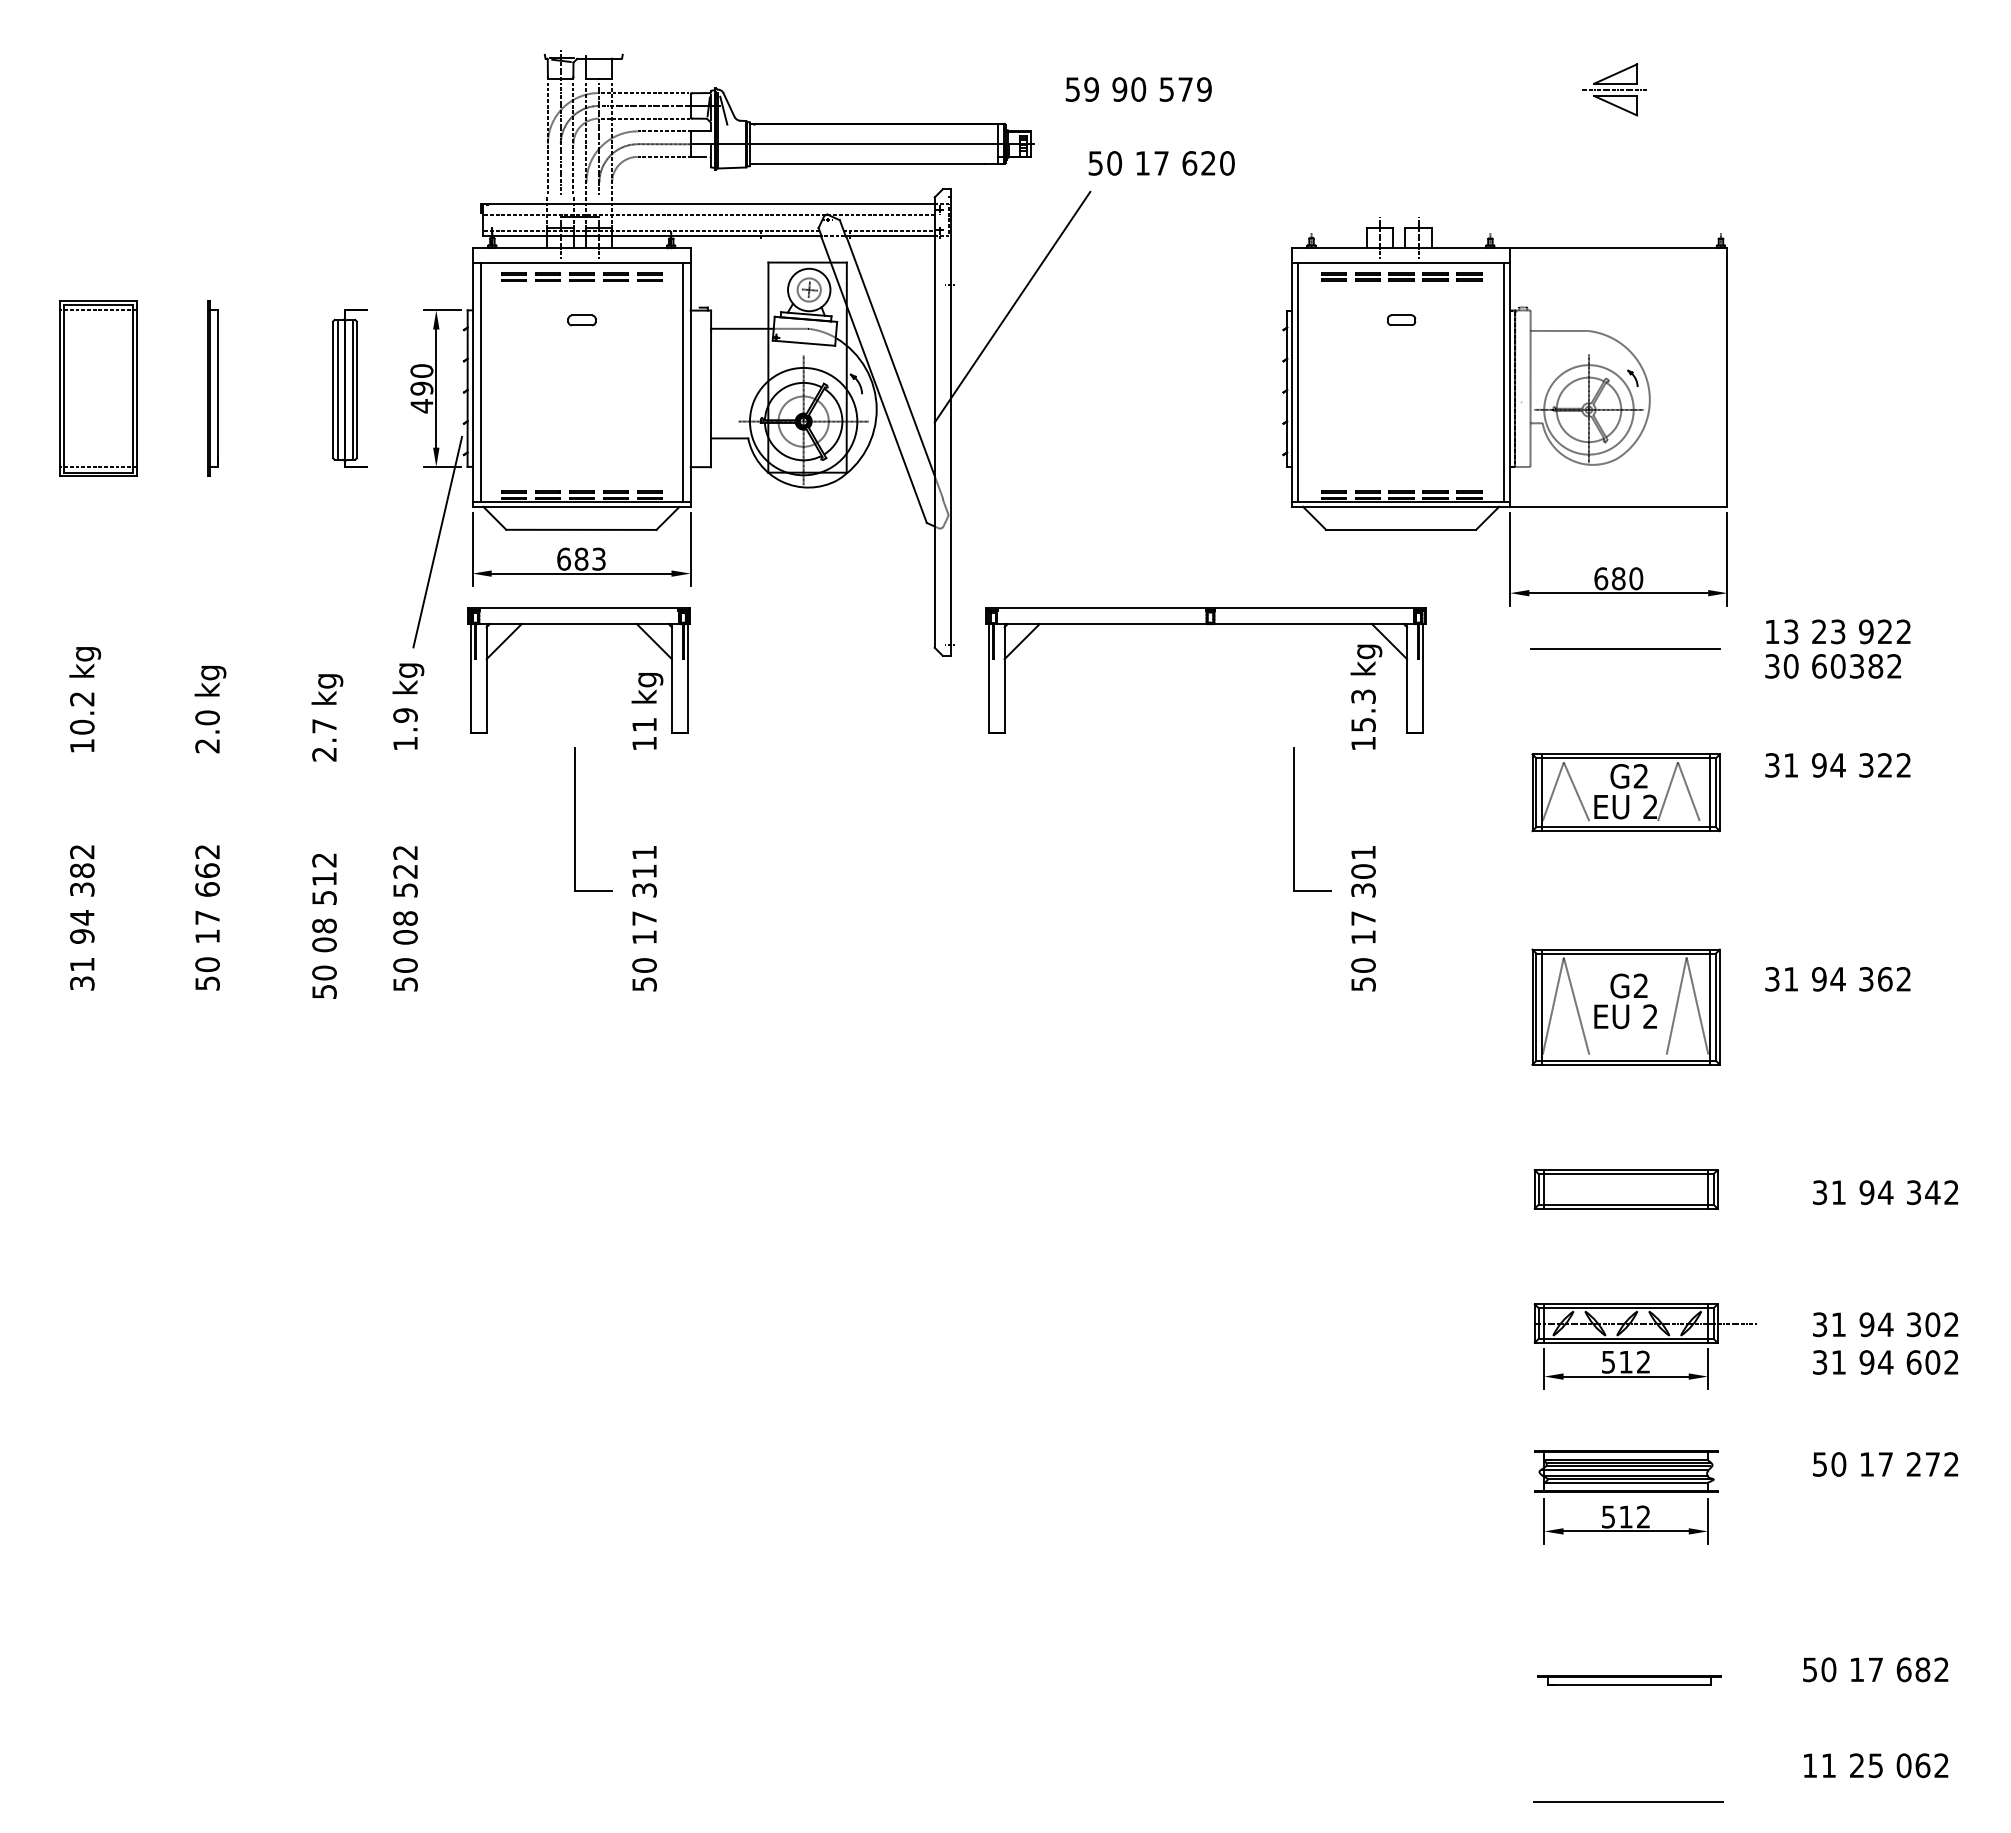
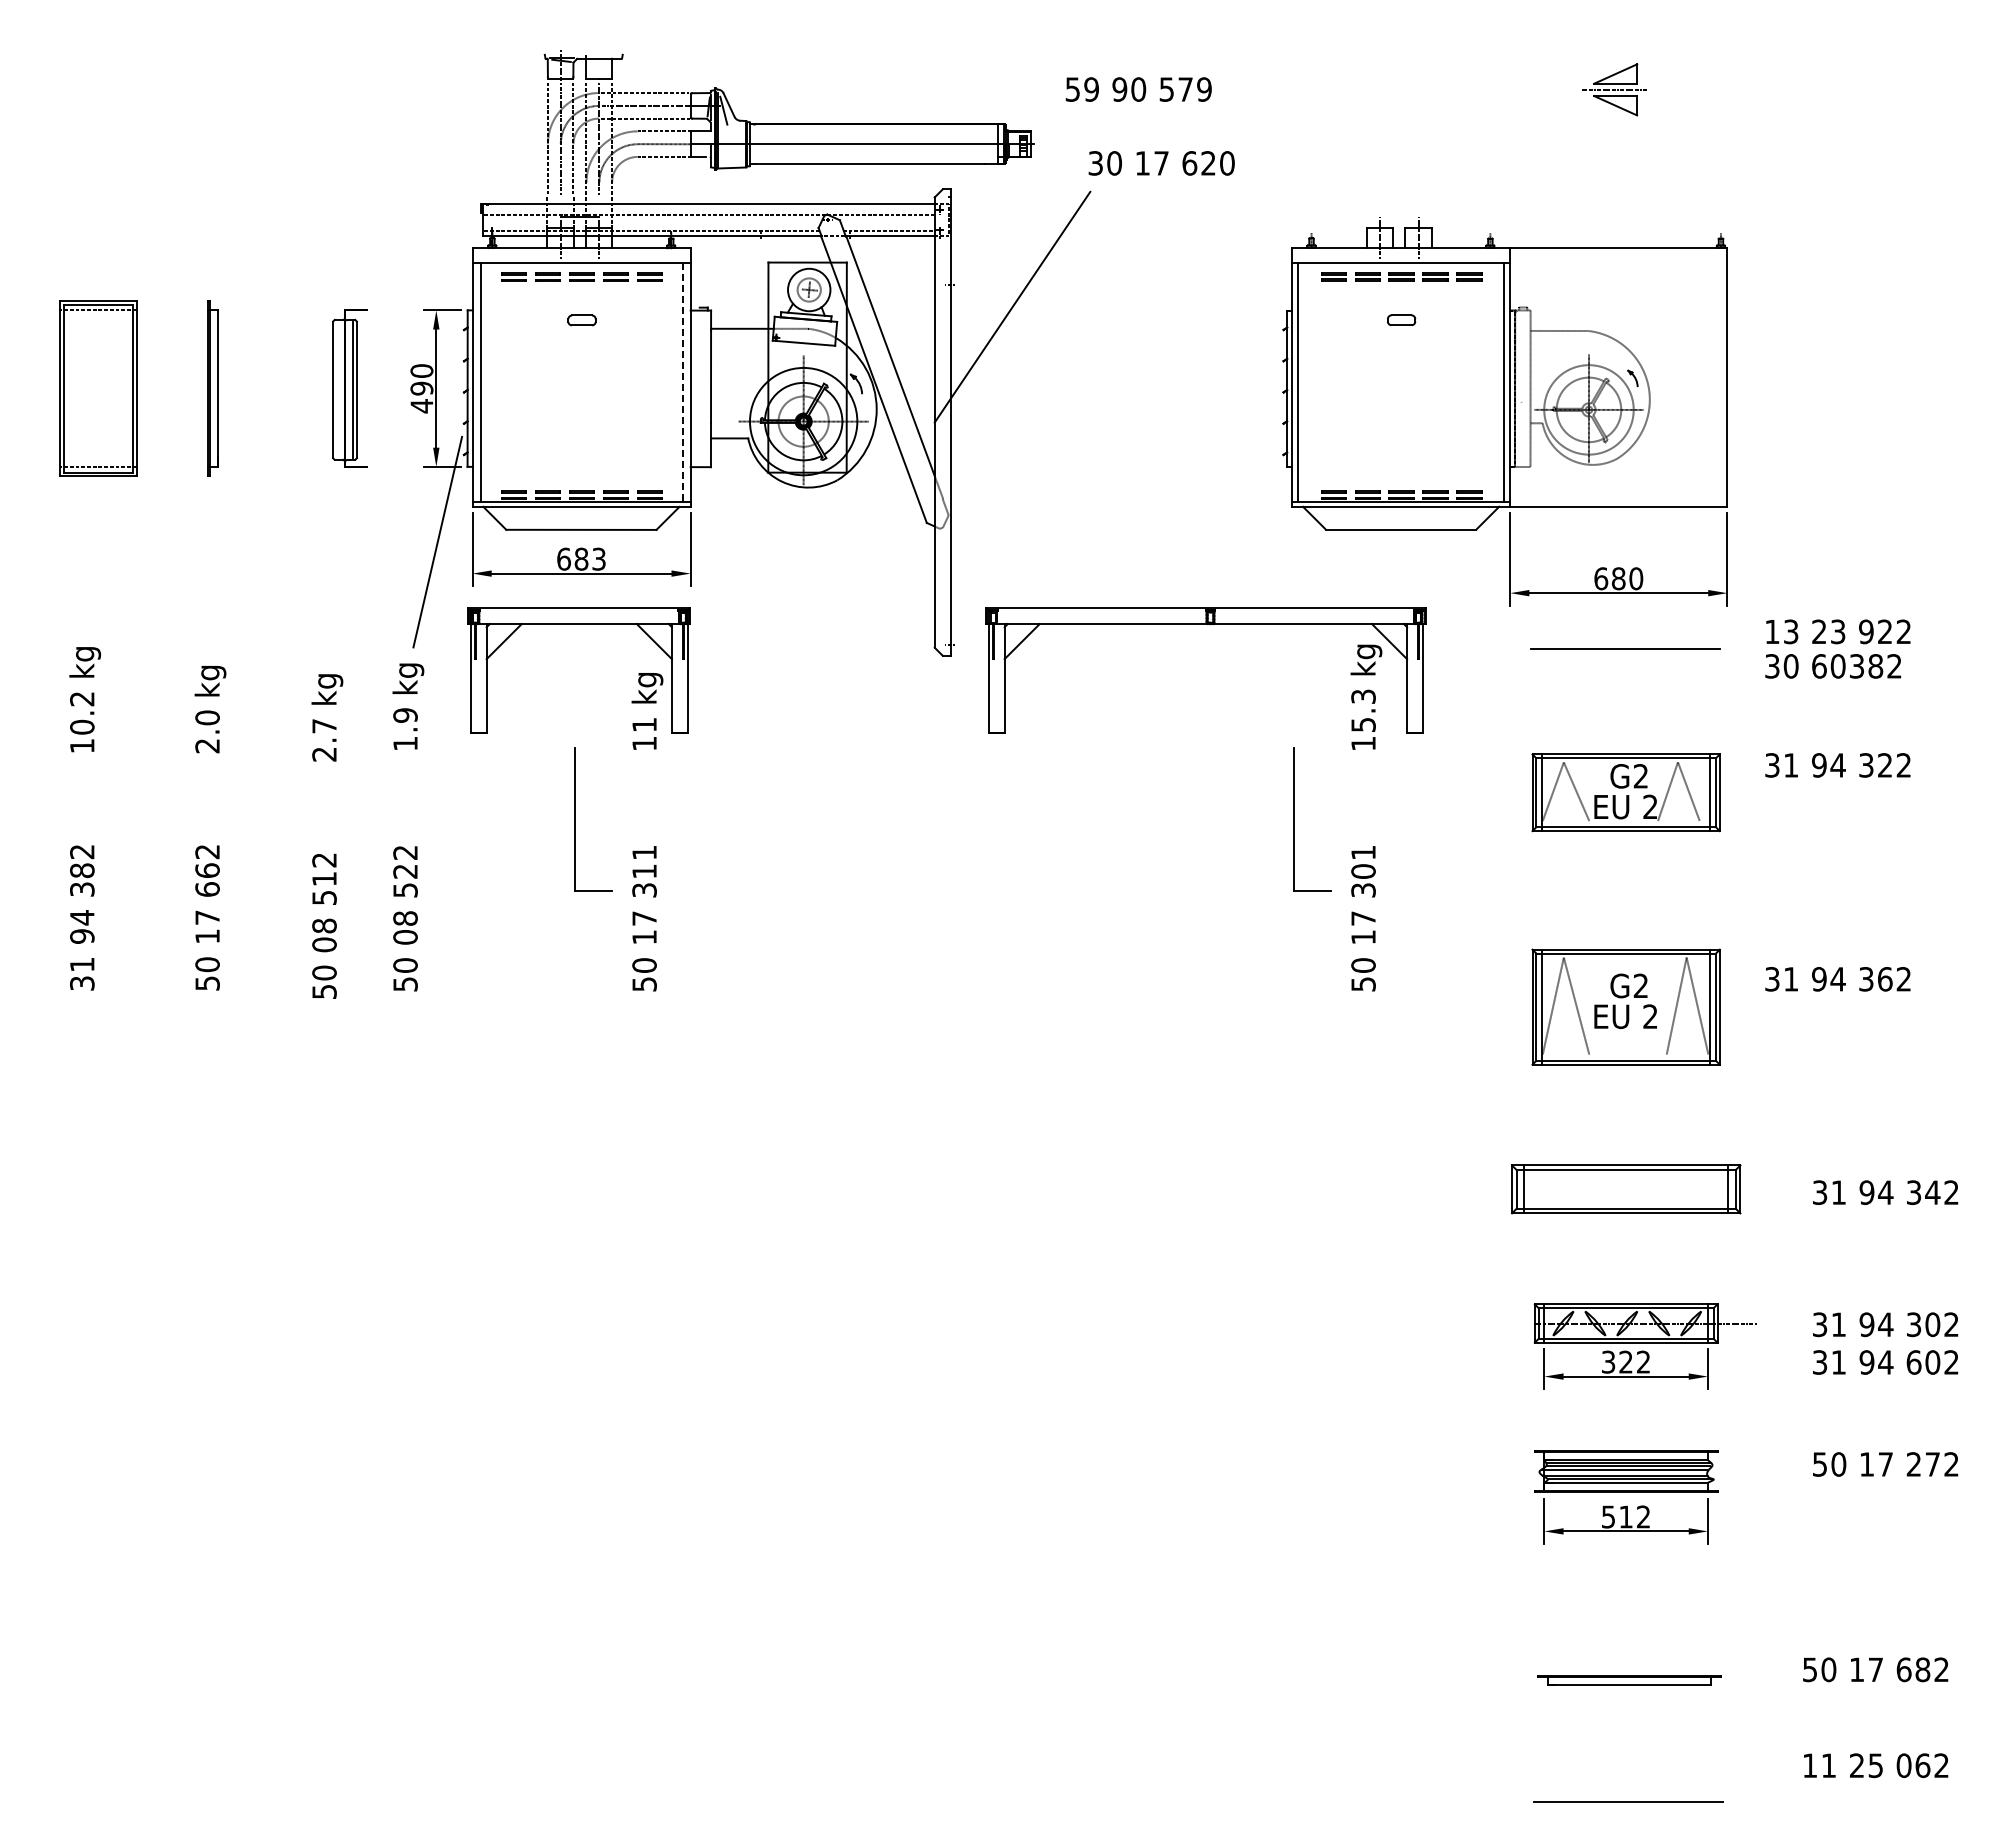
text: 50 -> 30 (1095, 162)
line: solid -> dashed (682, 382)
line: present -> none (337, 389)
part size: 186x41 px -> 231x51 px (1626, 1189)
text: 512 -> 322 (1617, 1361)
